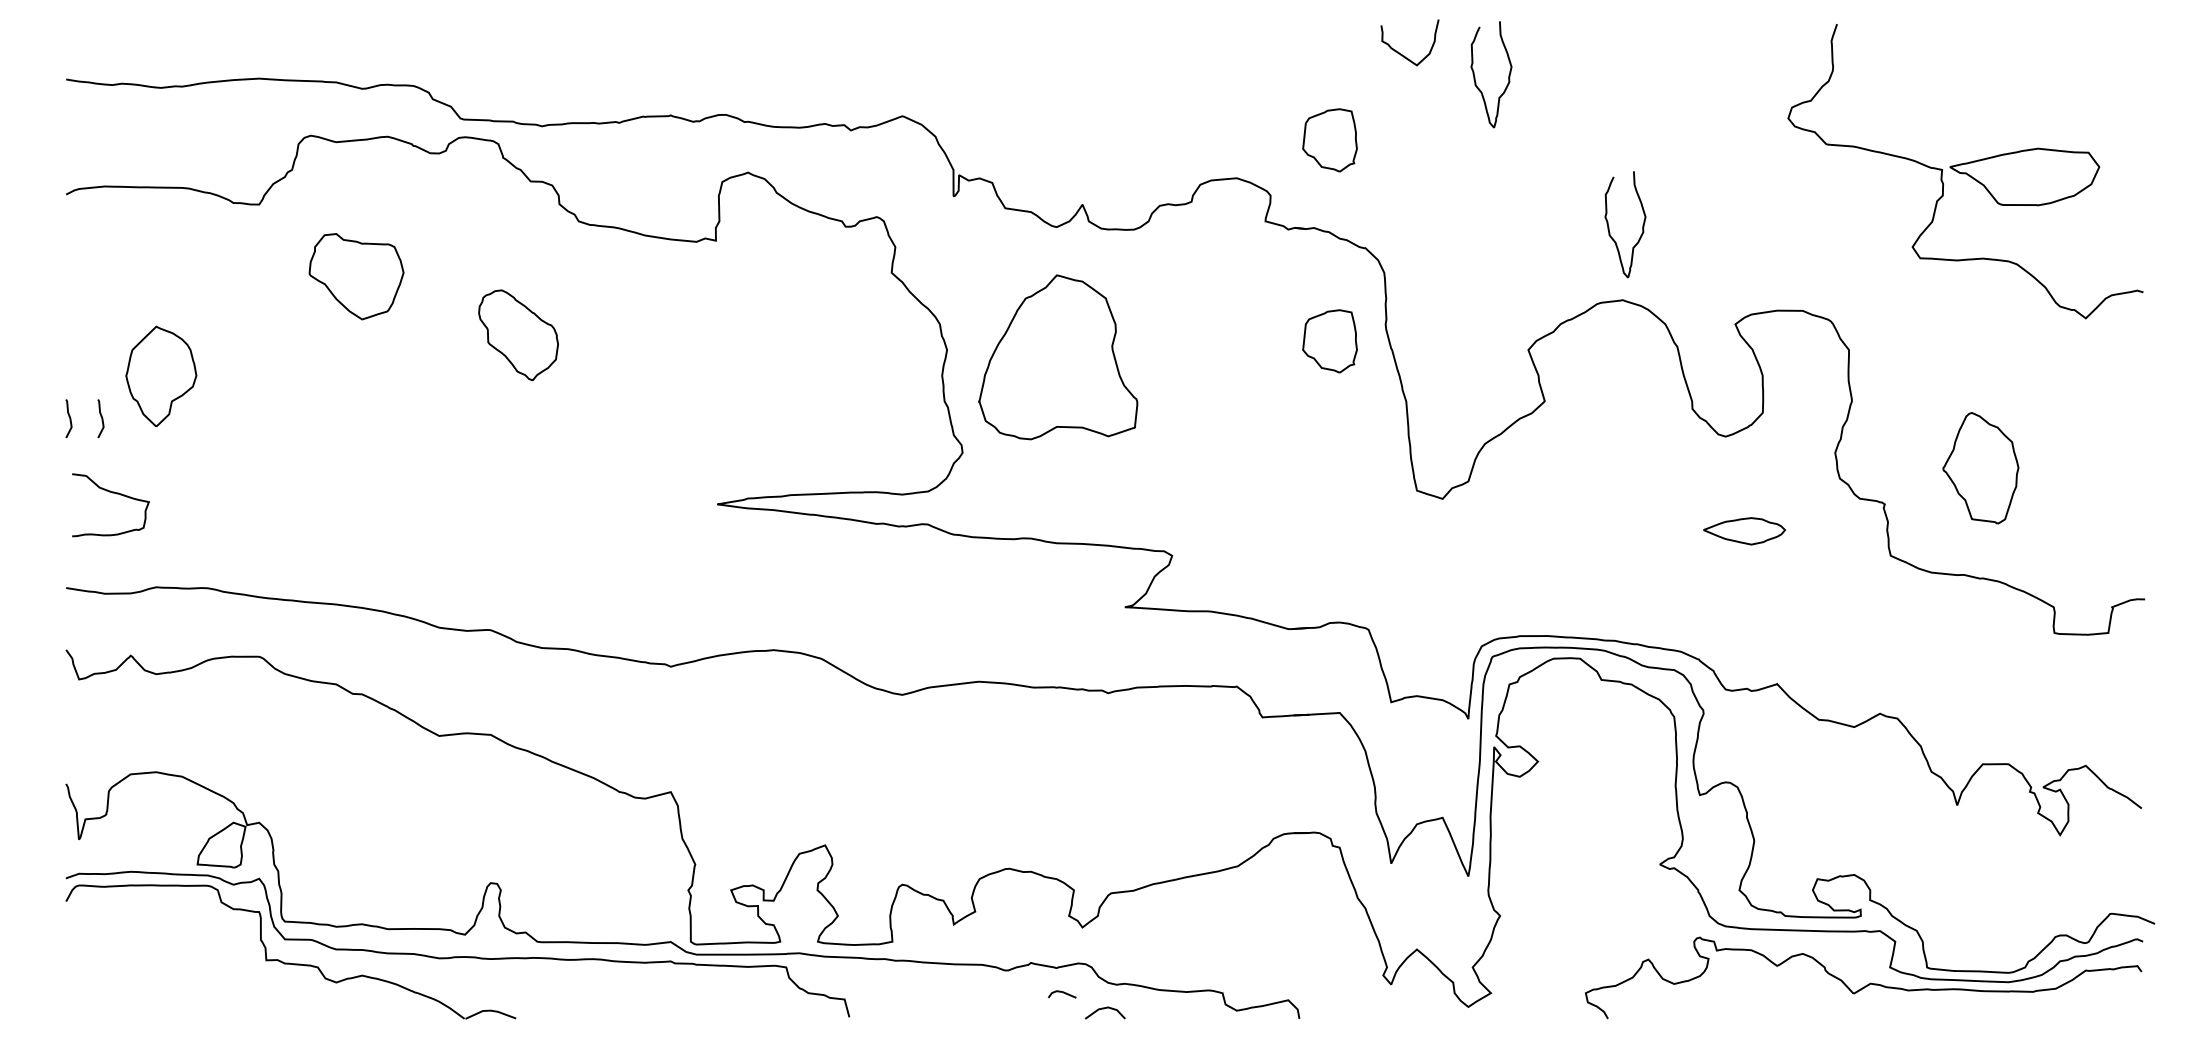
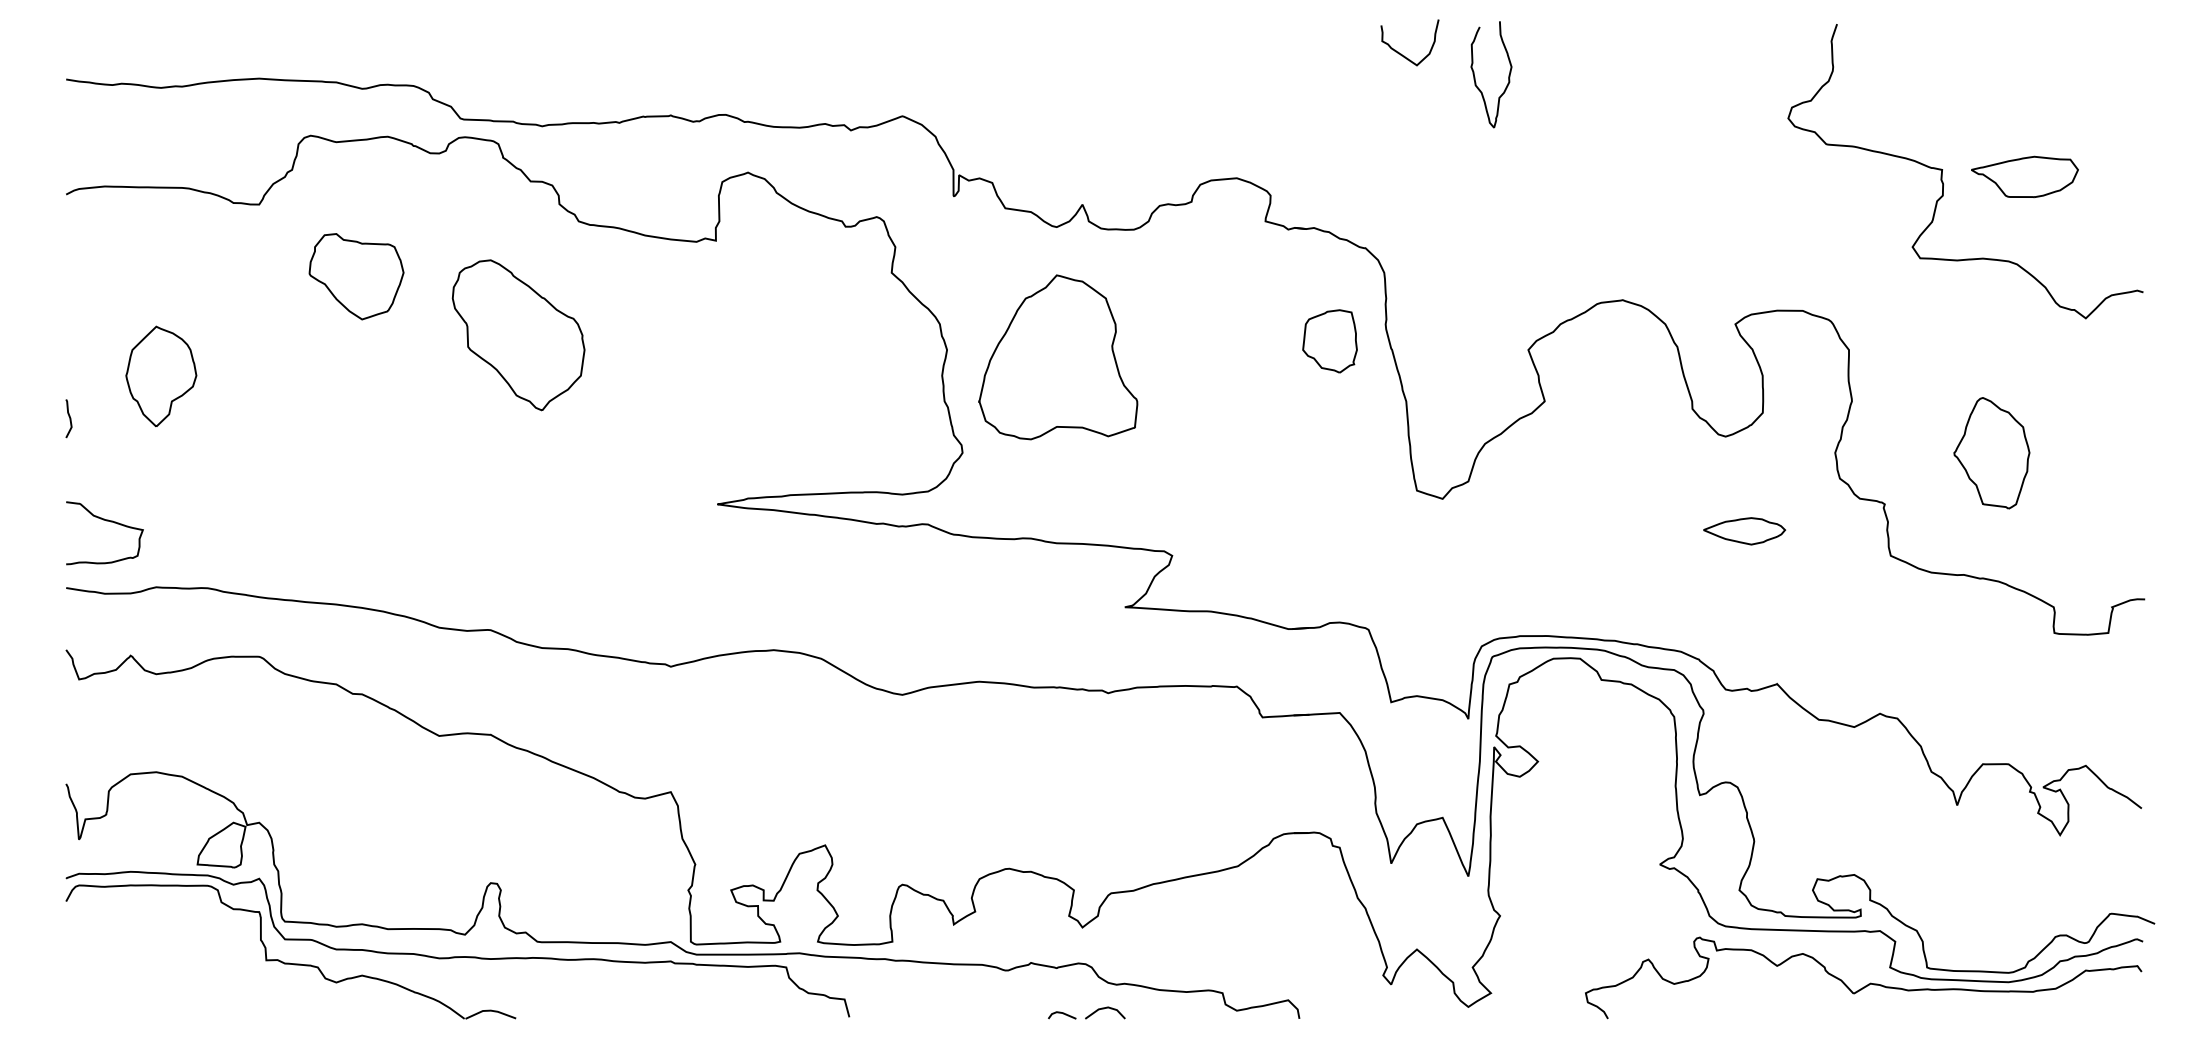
part: present -> none (1329, 140)
part size: 152x60 px -> 108x44 px (2024, 176)
curve: present -> none (1609, 226)
part size: 81x93 px -> 135x153 px (518, 335)
curve: present -> none (101, 418)
part position: (1980, 468) -> (1991, 453) (1991, 453)
curve position: (112, 493) -> (106, 521) (106, 521)
line position: (1063, 993) -> (1063, 1014) (1063, 1014)
